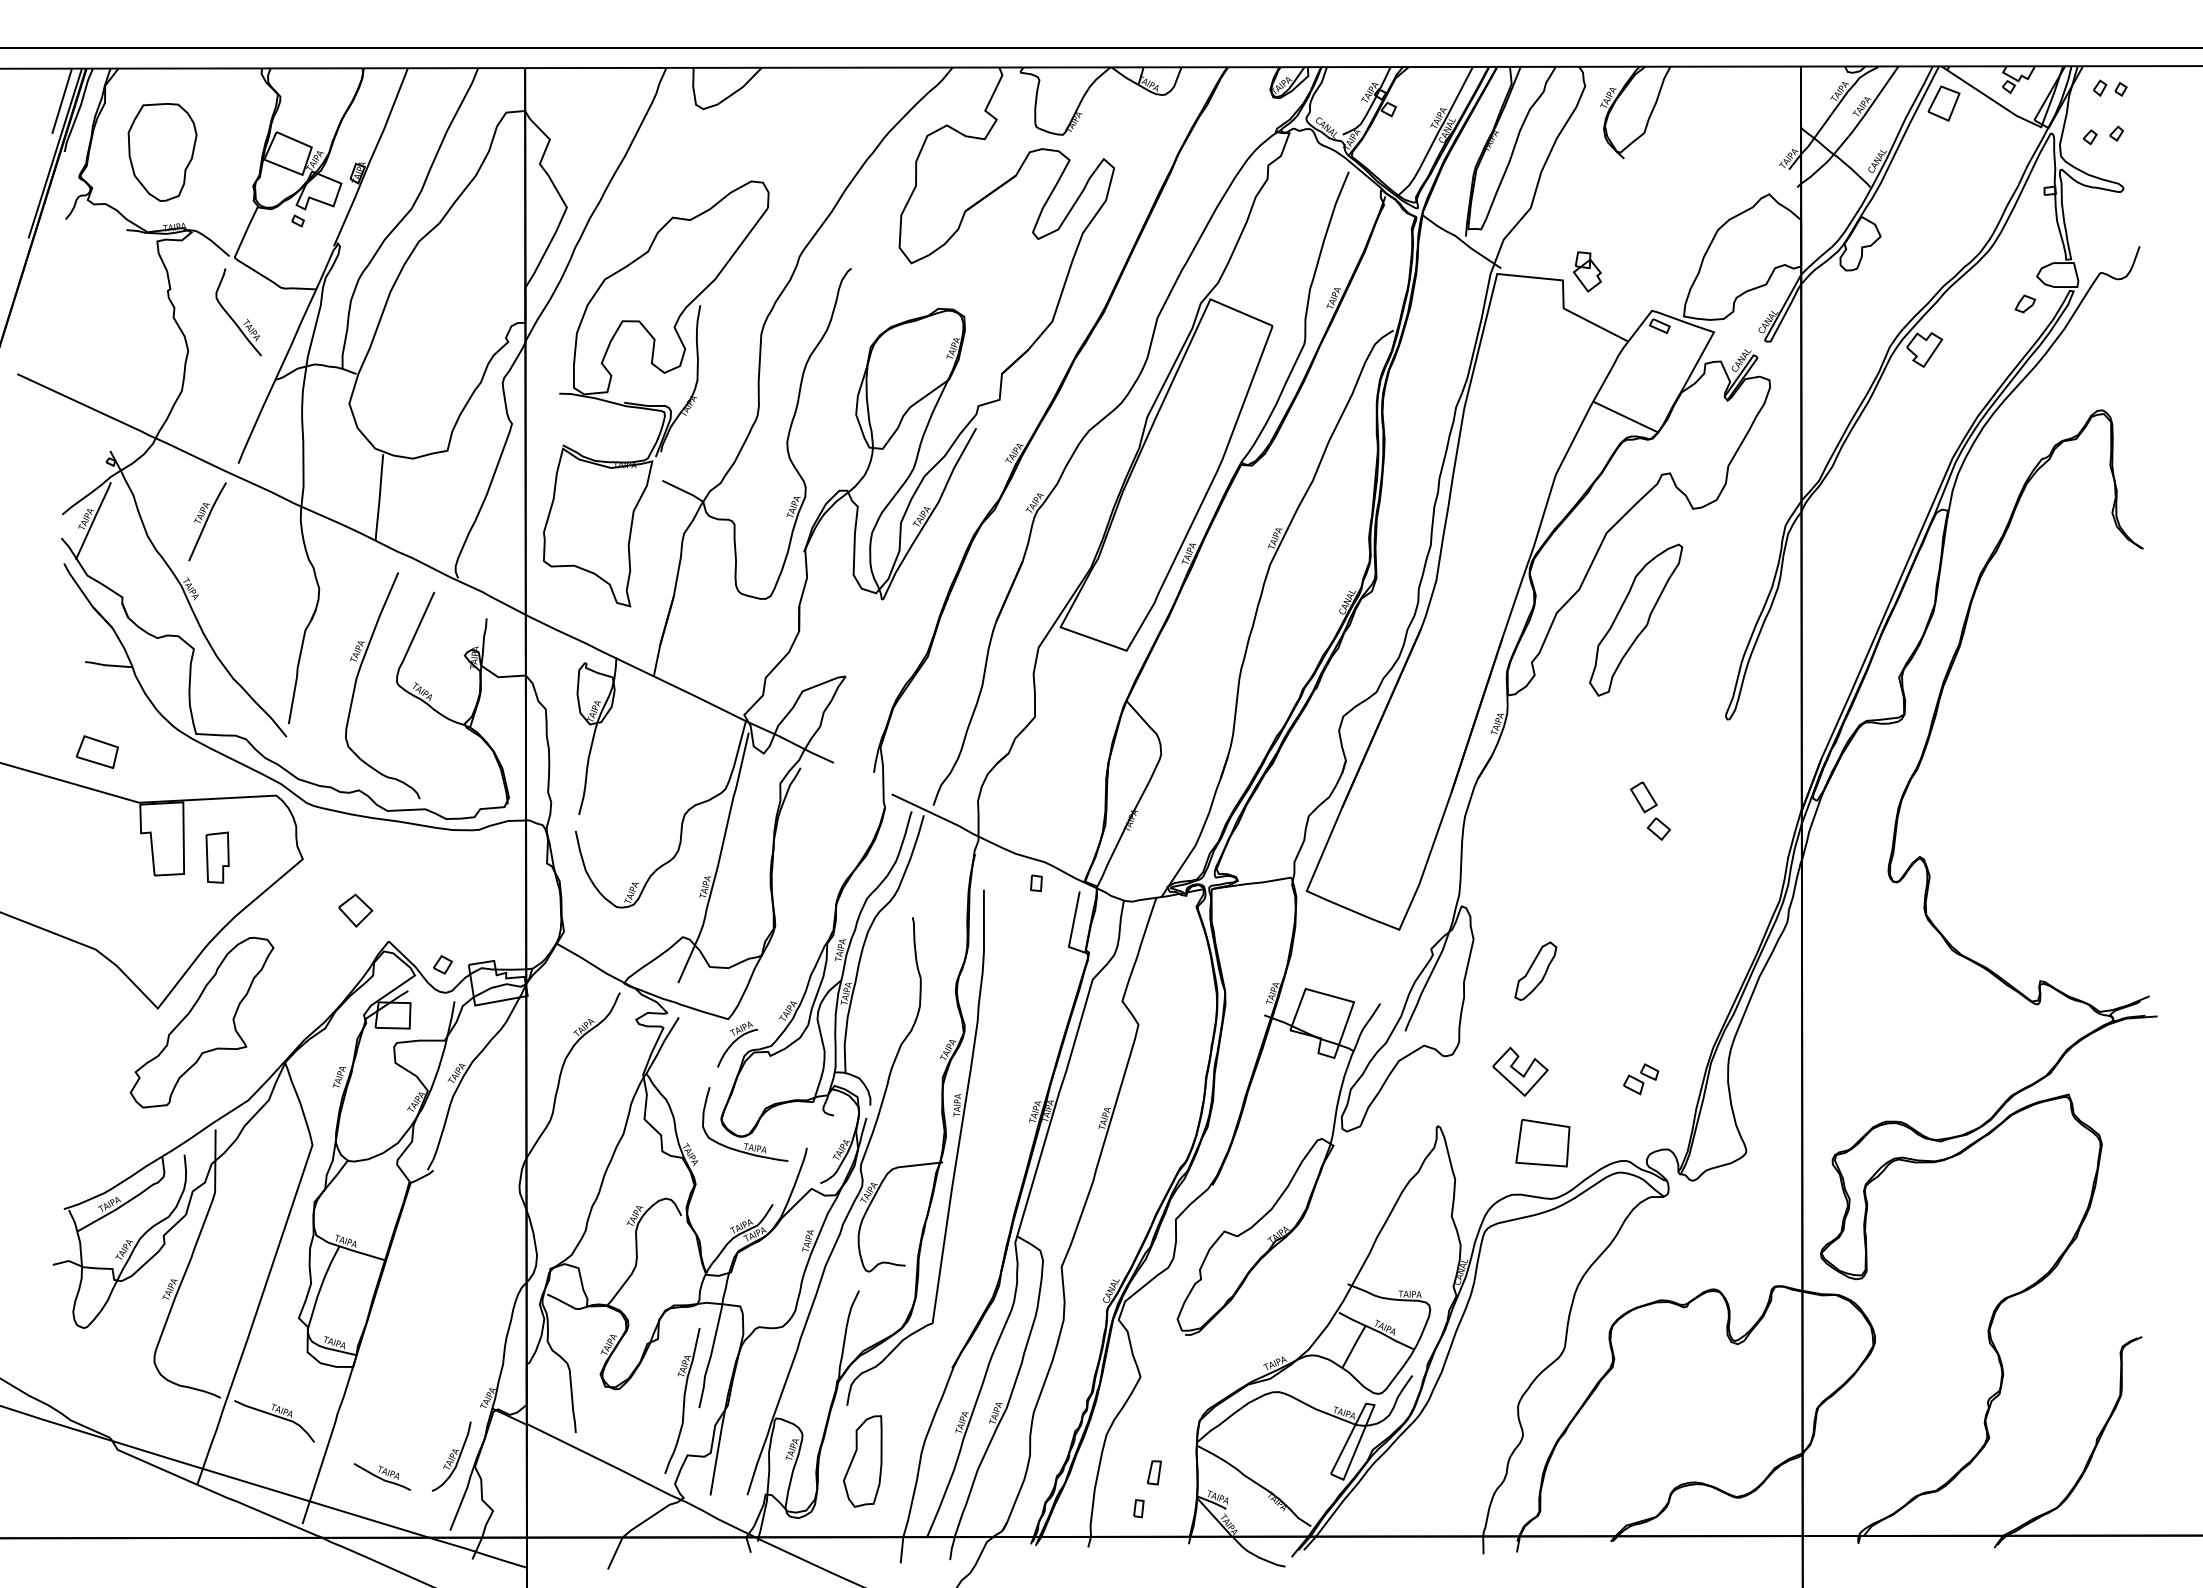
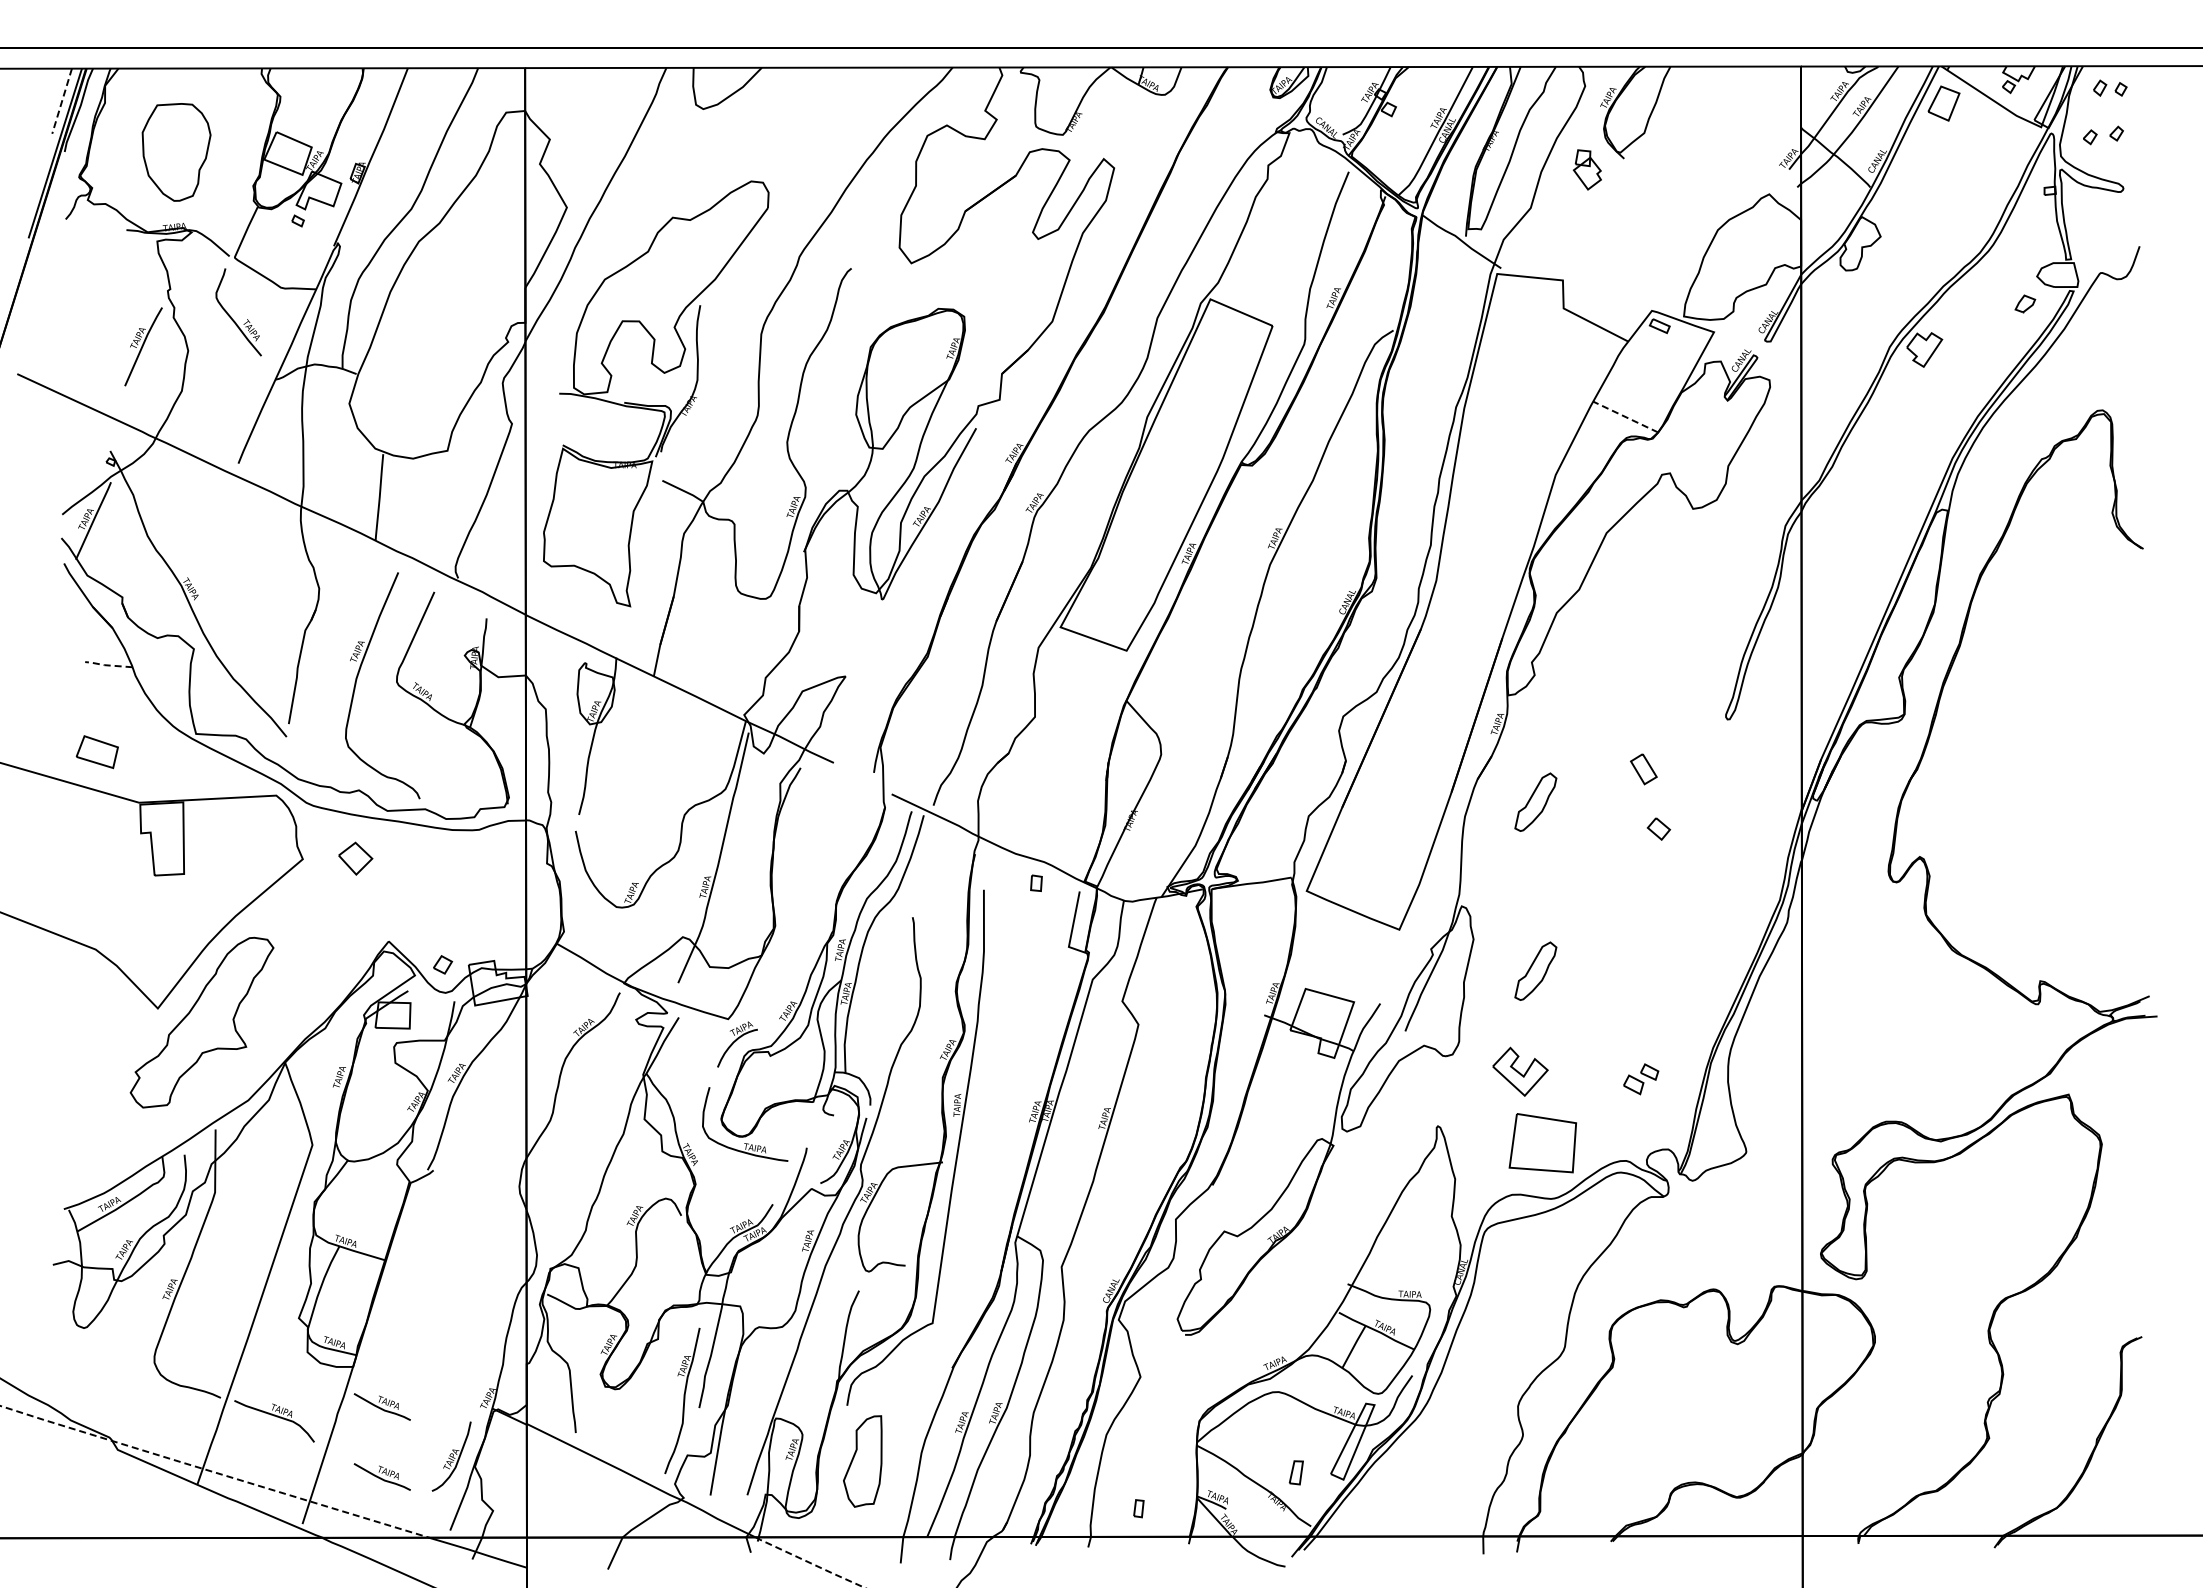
line: solid -> dashed (61, 101)
part position: (162, 152) -> (176, 152) (176, 152)
part position: (1586, 271) -> (1586, 169) (1586, 169)
line: solid -> dashed (1625, 417)
part position: (207, 521) -> (143, 346) (143, 346)
part: present -> none (1636, 619)
line: solid -> dashed (107, 665)
part position: (1643, 797) -> (1643, 769) (1643, 769)
part: none -> present (1535, 801)
part: present -> none (217, 857)
part position: (355, 910) -> (355, 858) (355, 858)
part size: 56x50 px -> 69x61 px (1542, 1143)
part: none -> present (381, 1406)
line: solid -> dashed (213, 1472)
part position: (1153, 1472) -> (1295, 1472) (1295, 1472)
line: solid -> dashed (810, 1563)
